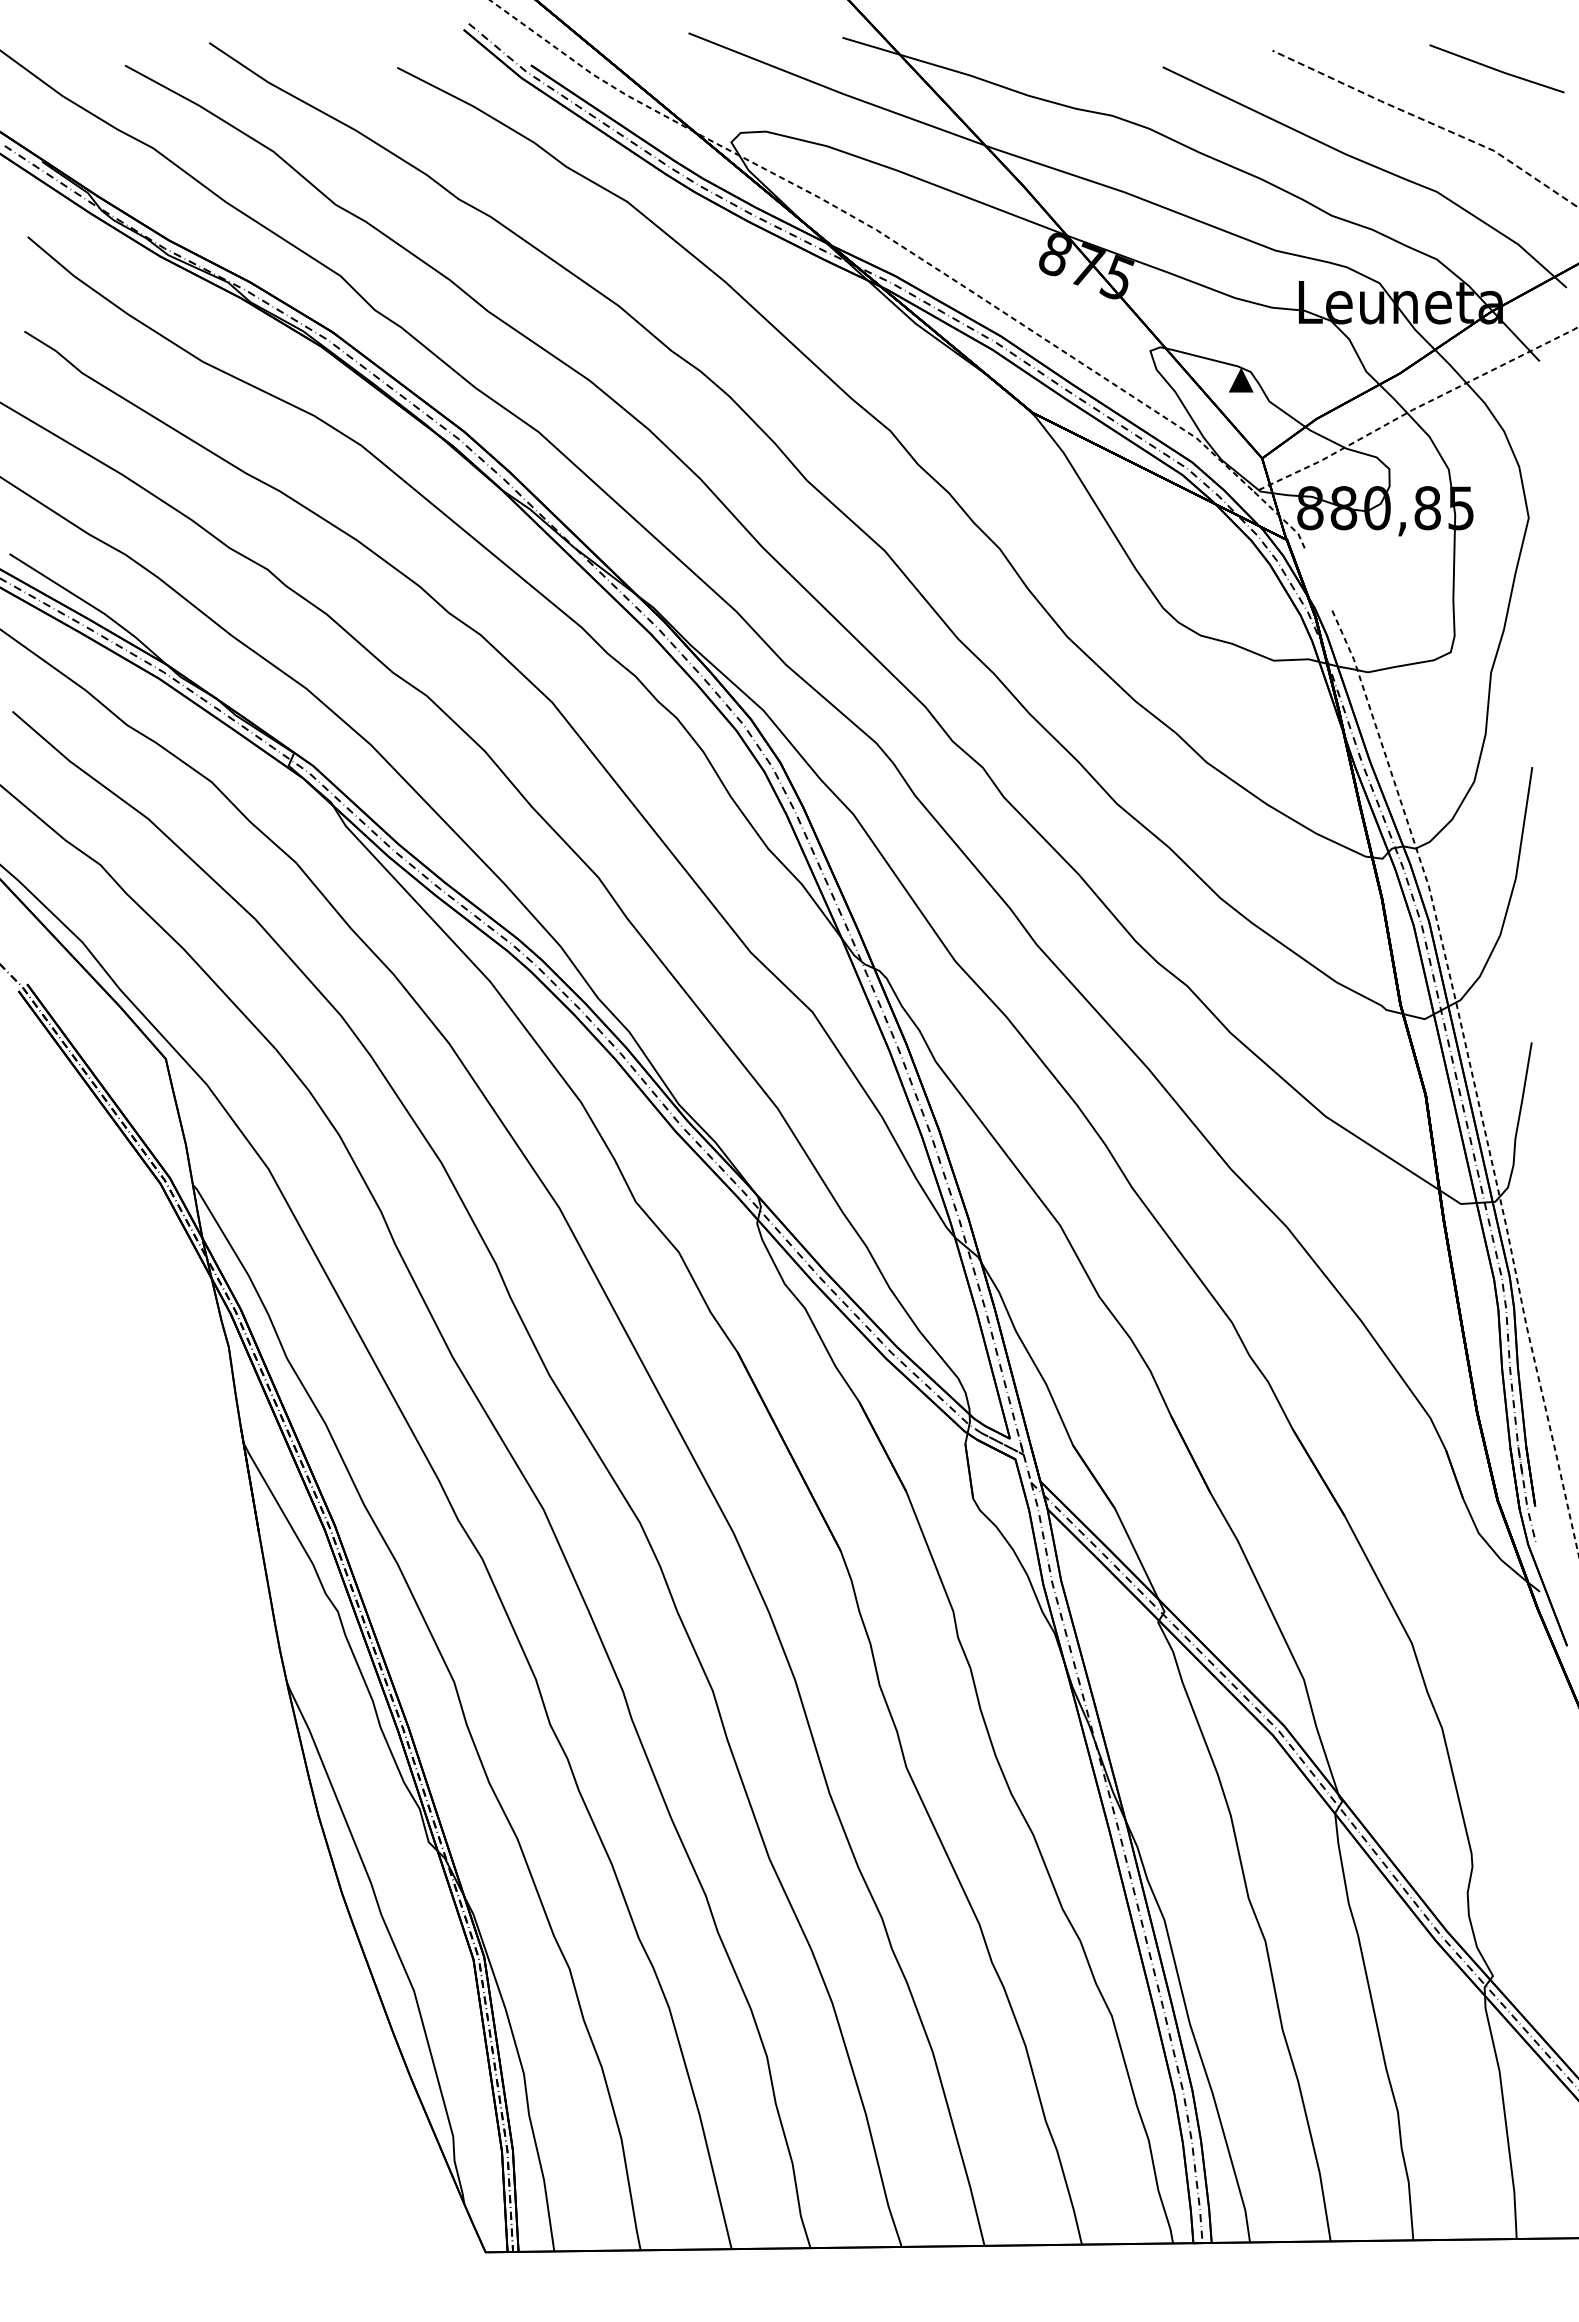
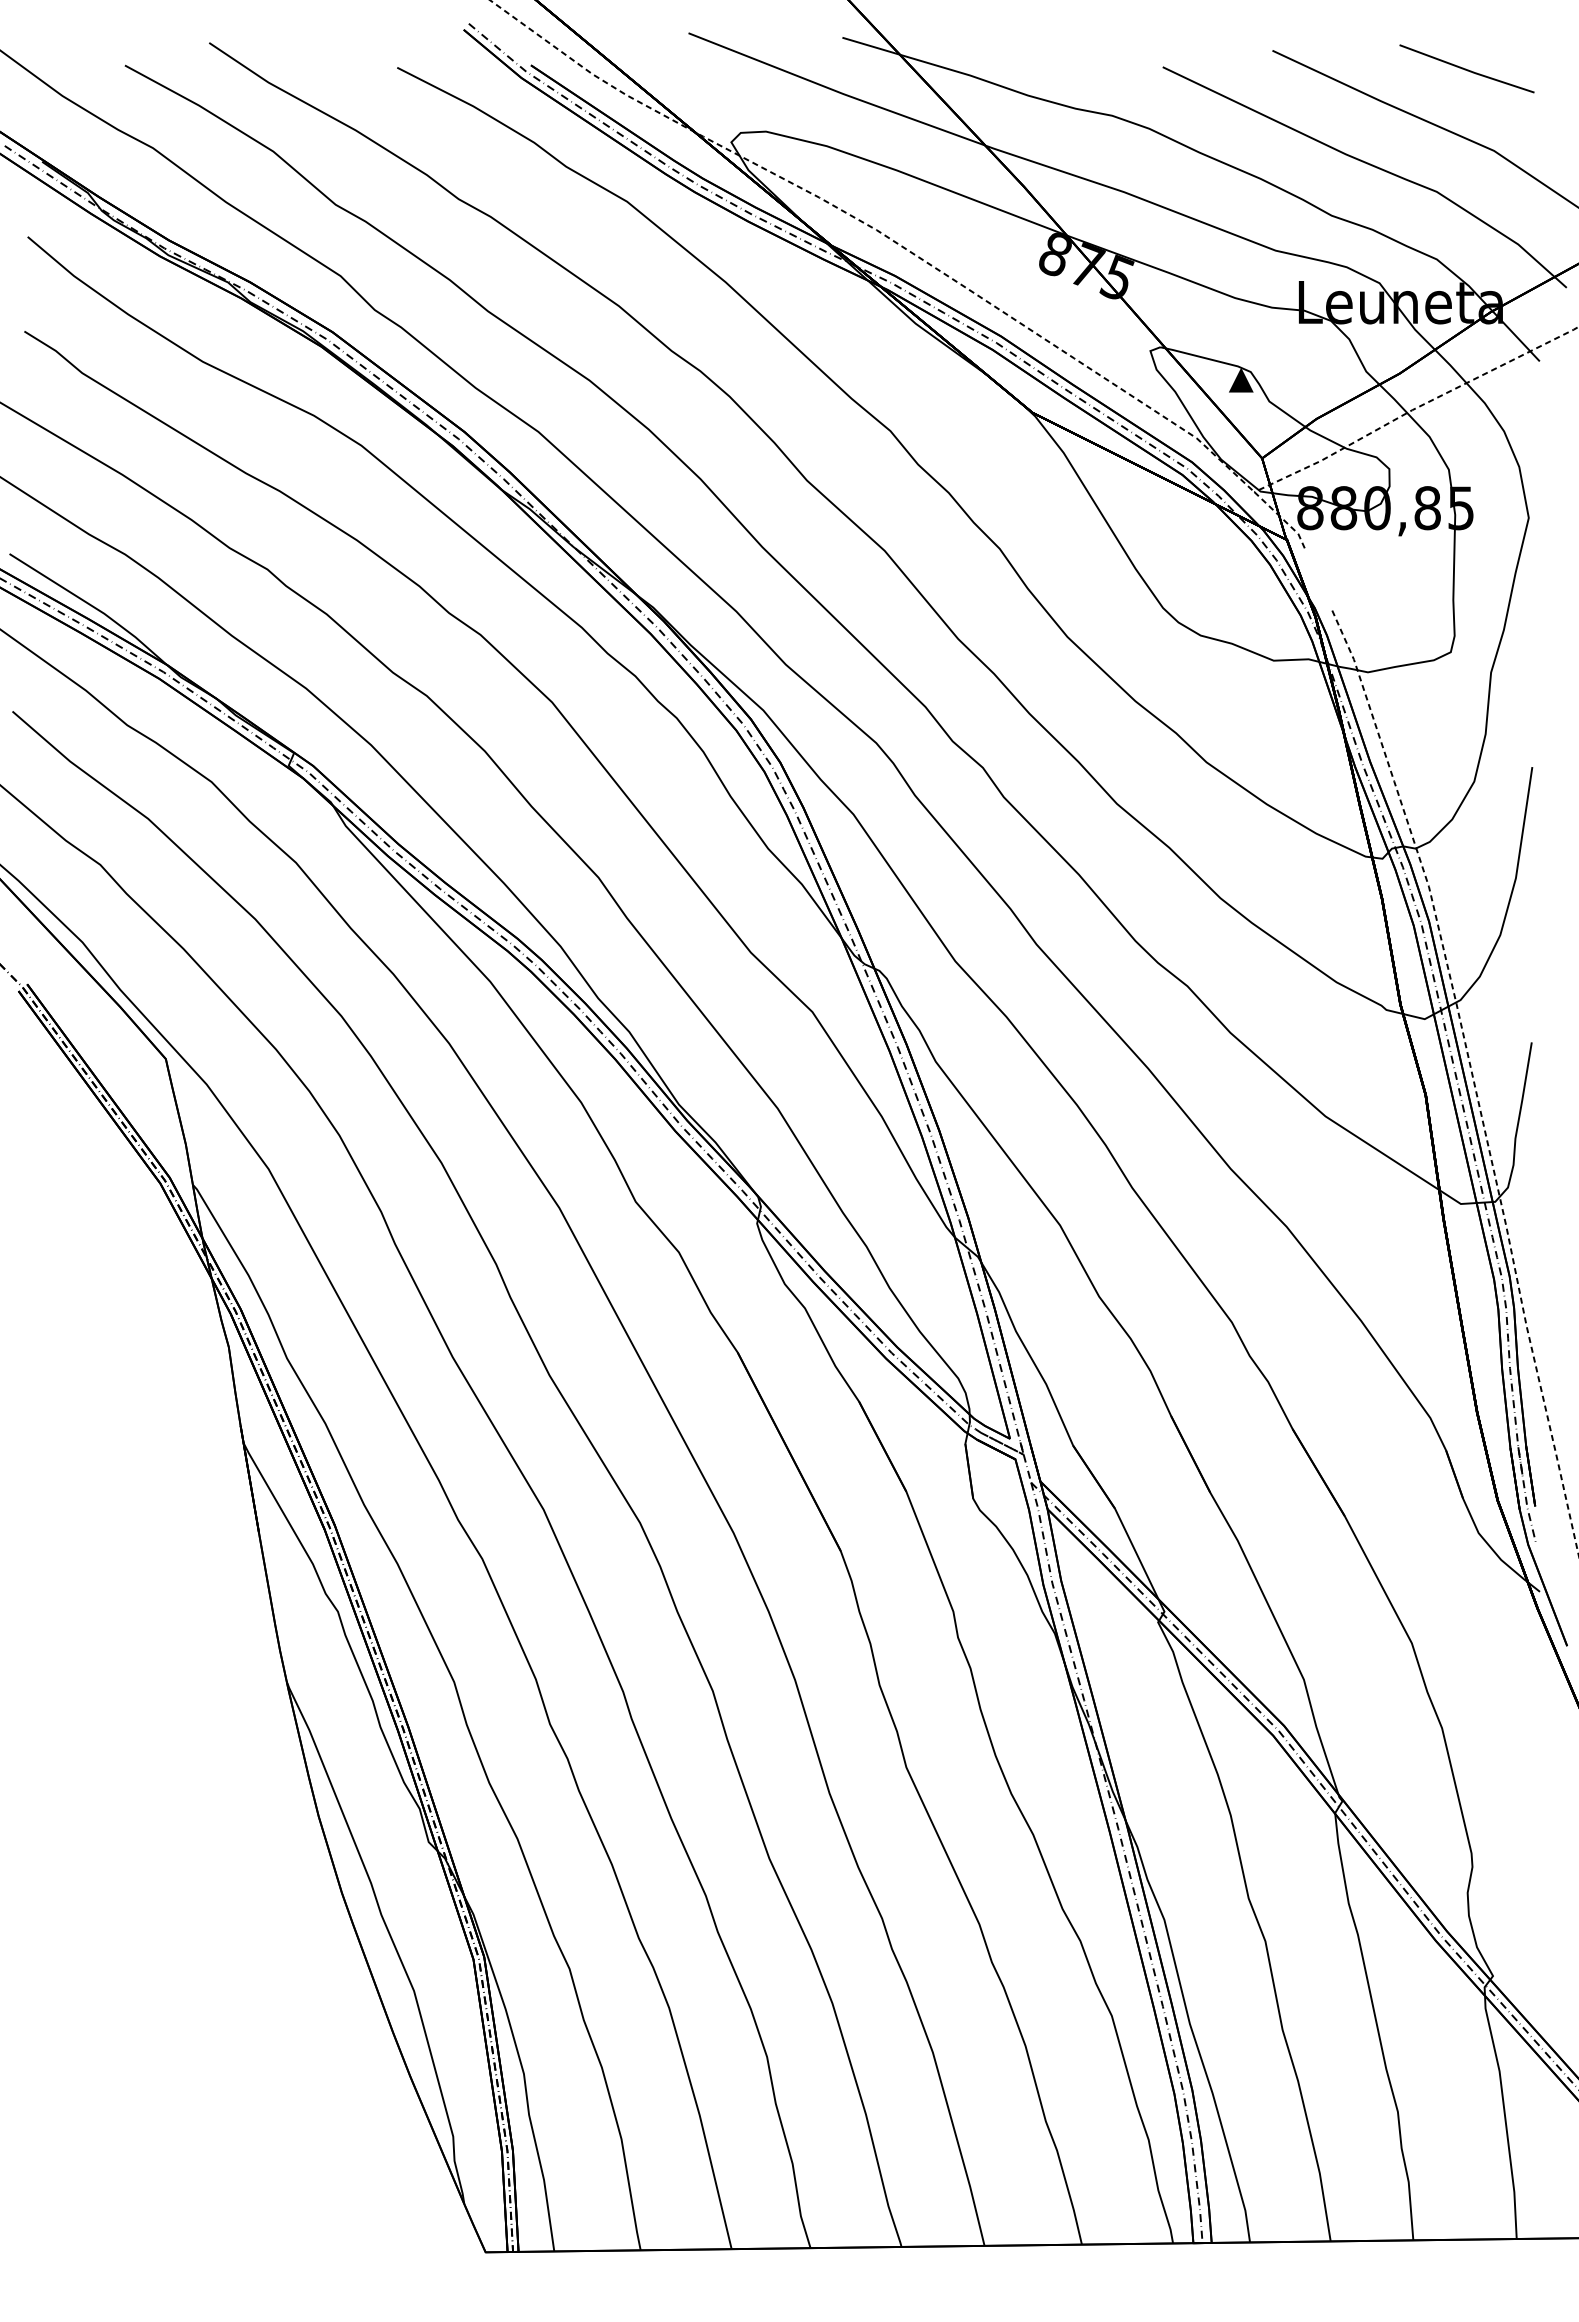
line position: (1496, 68) -> (1466, 68) (1466, 68)
line: dashed -> solid (1429, 122)
